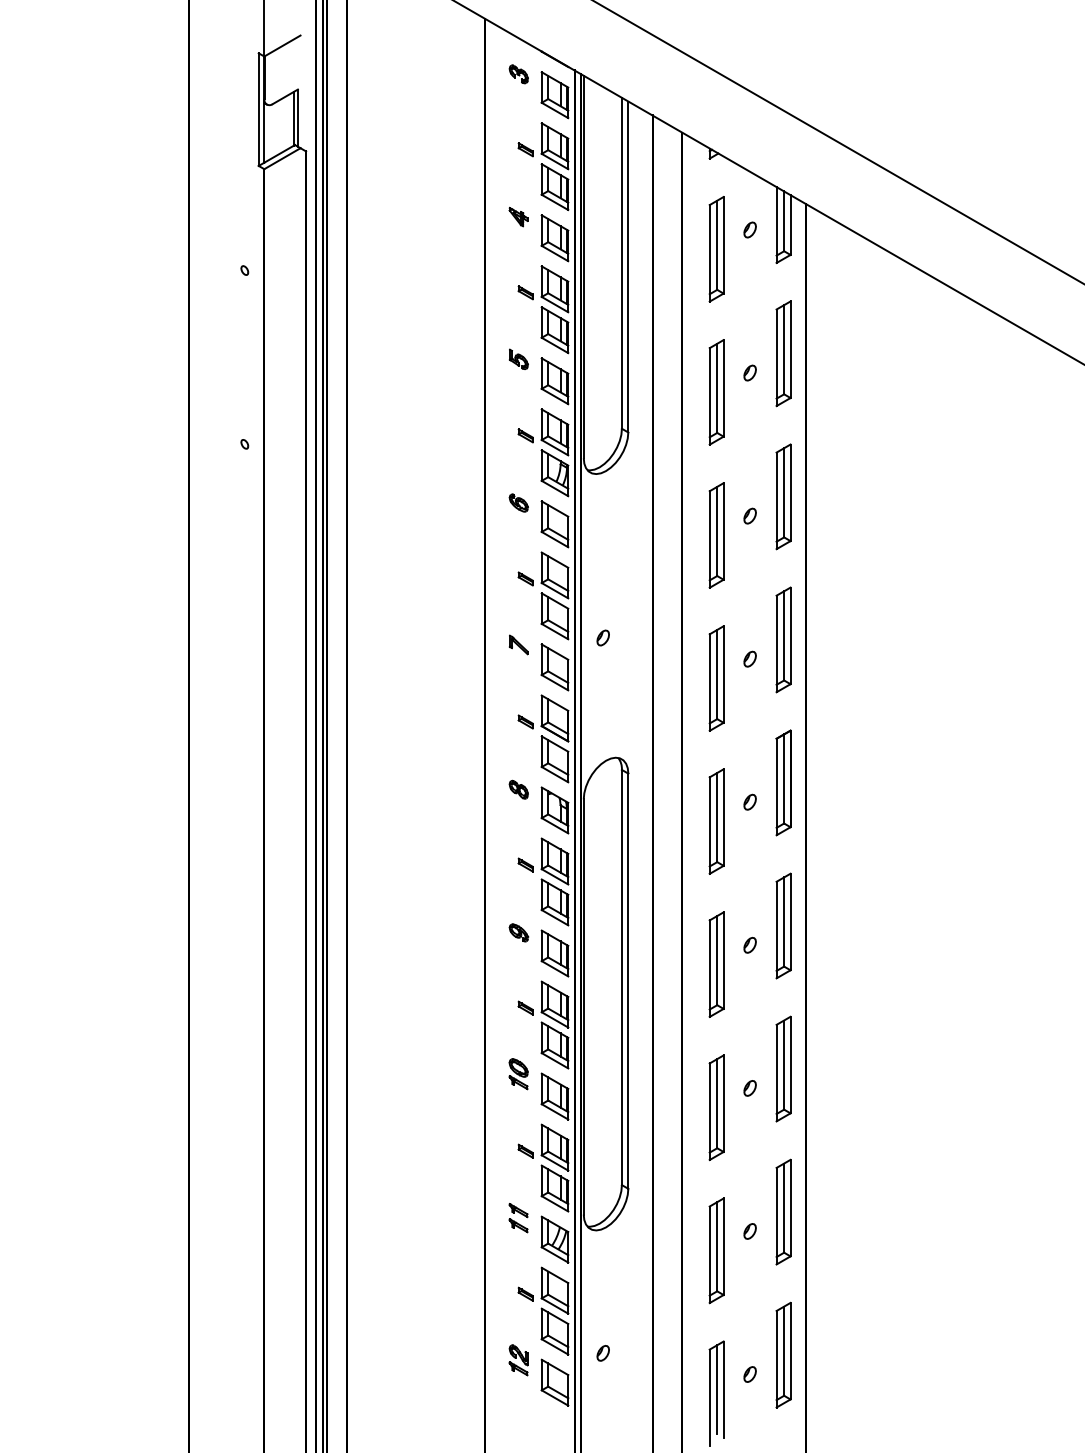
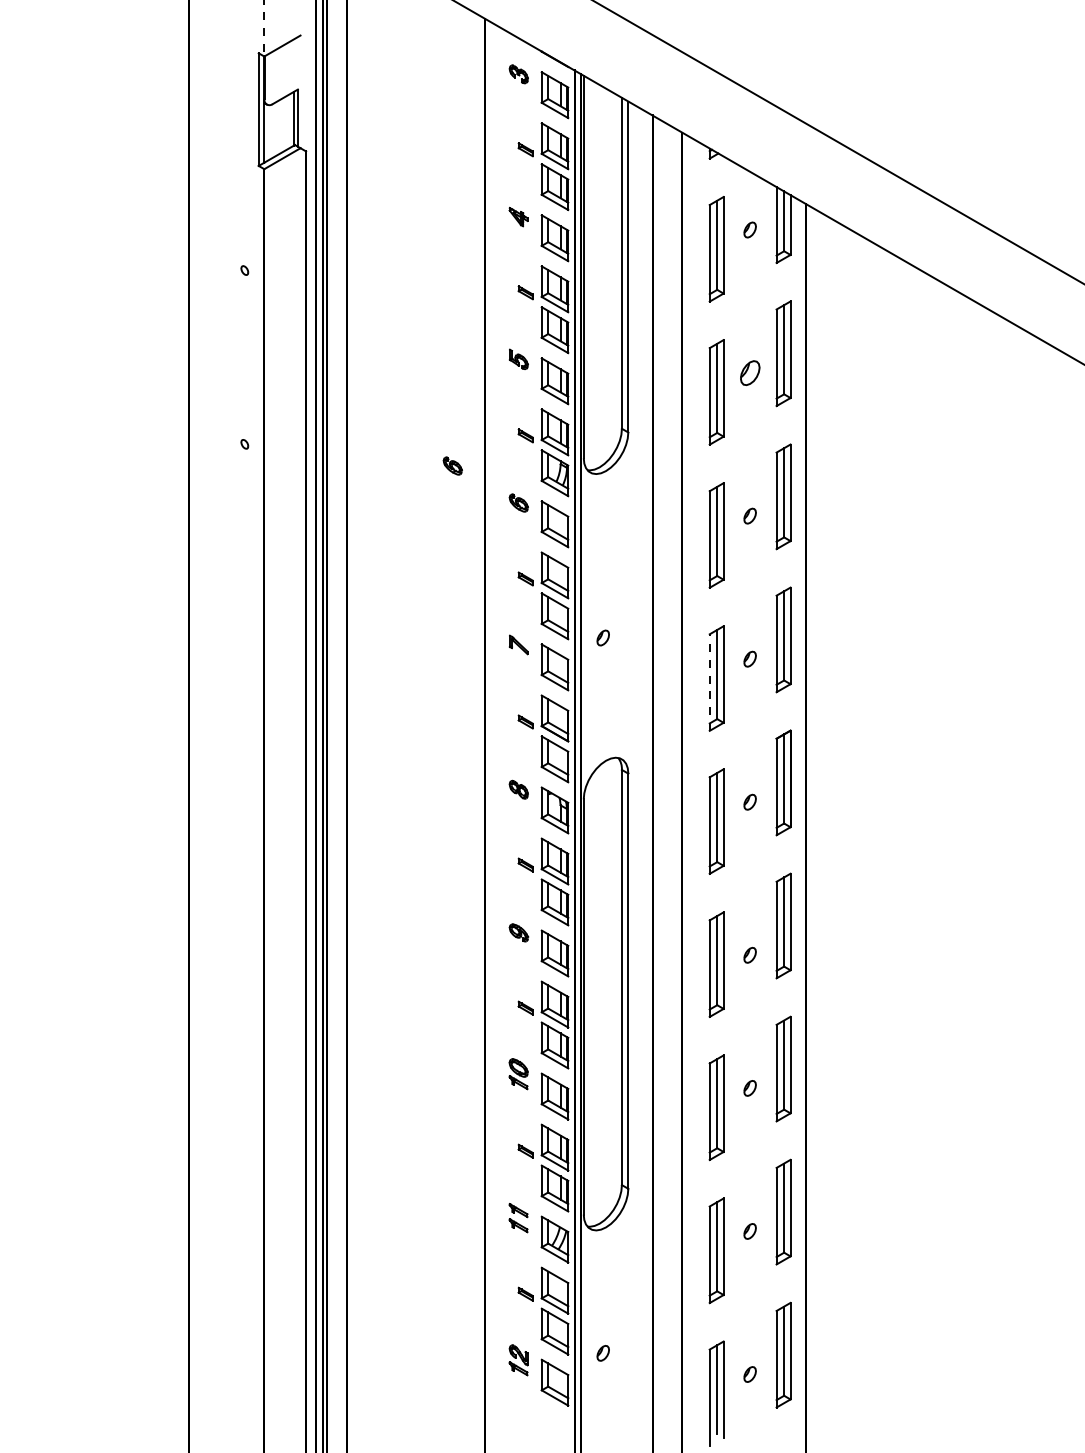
line: solid -> dashed (264, 28)
part size: 14x18 px -> 21x26 px (750, 372)
part: none -> present (452, 465)
line: solid -> dashed (709, 682)
part position: (749, 944) -> (749, 954) (749, 954)
